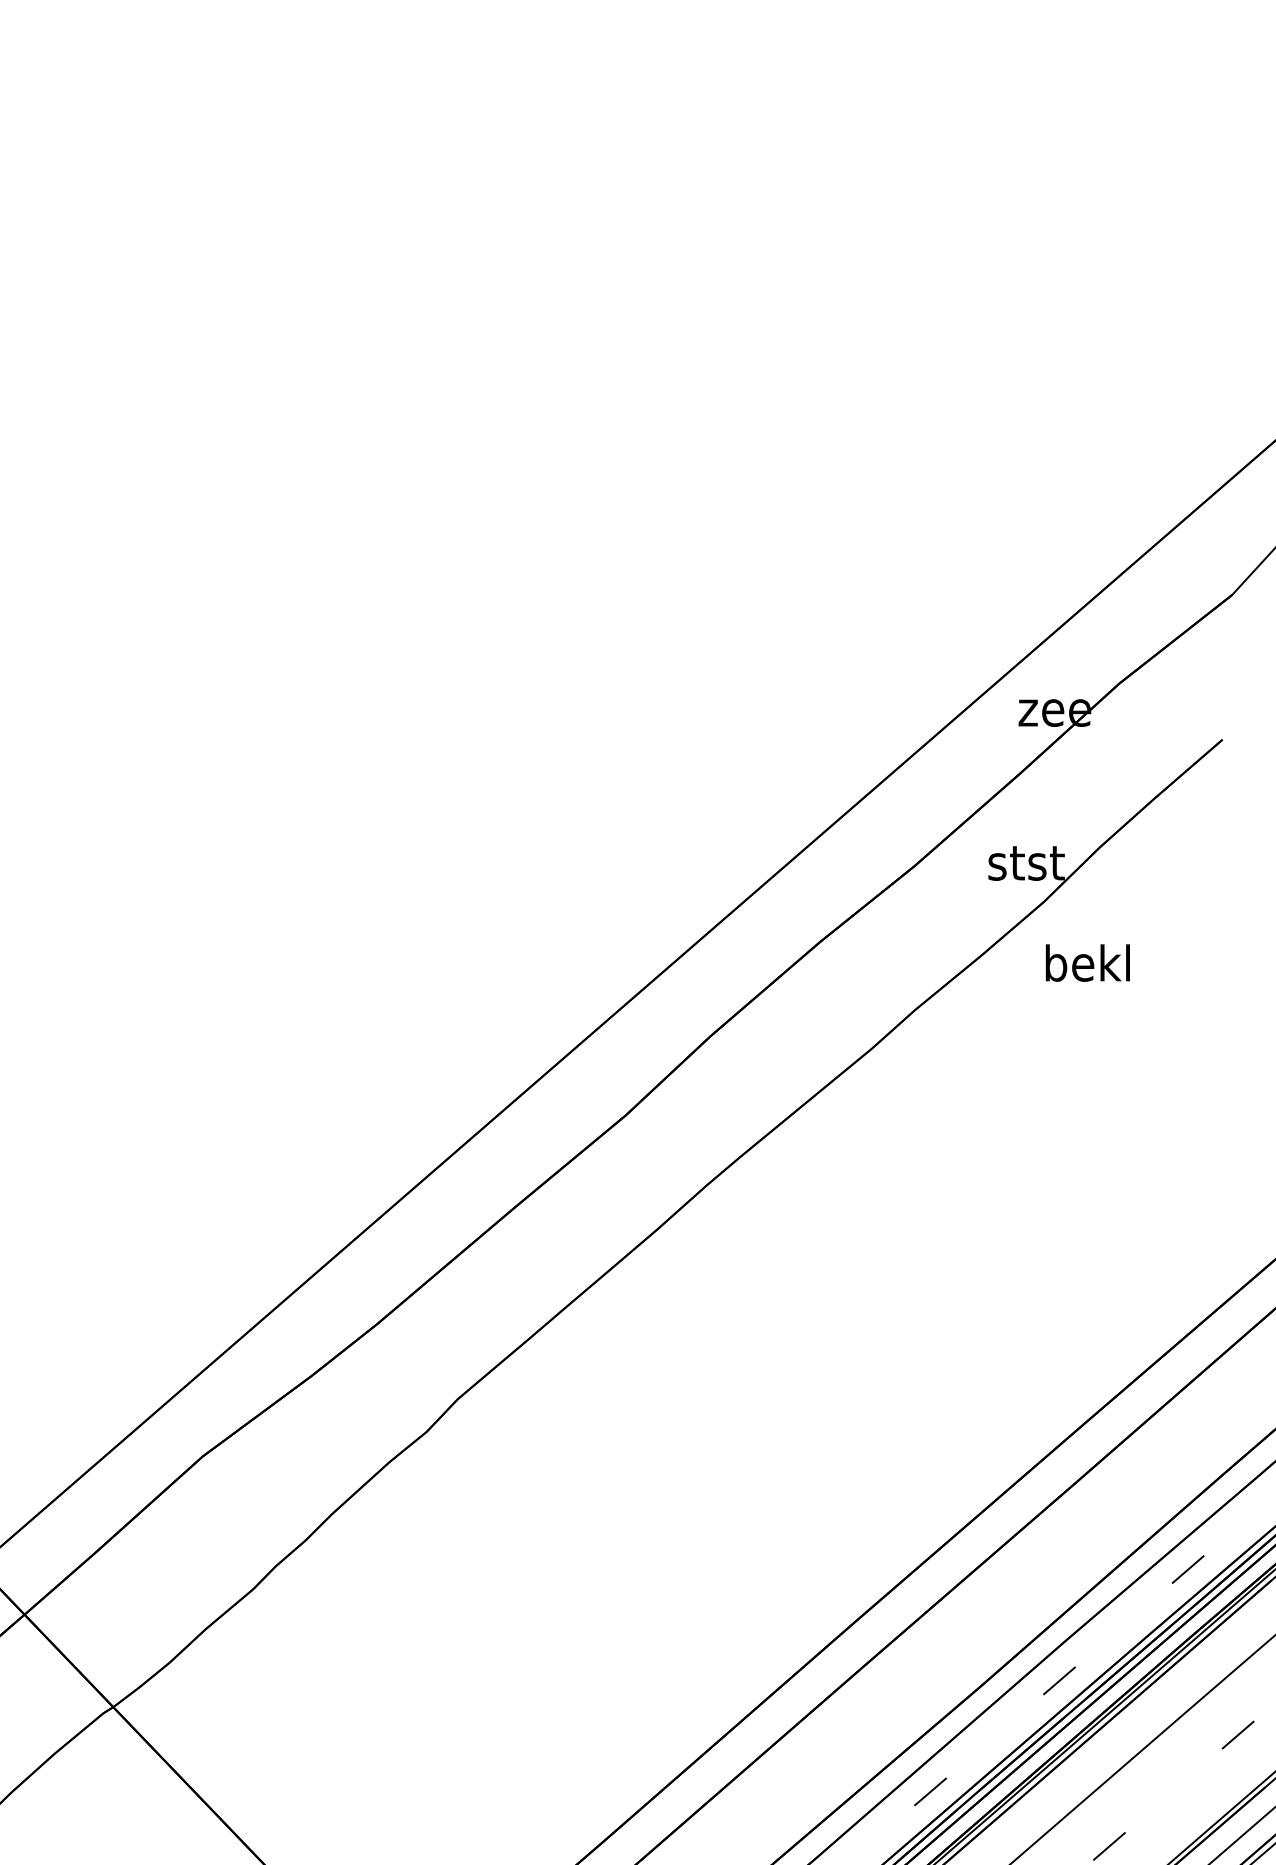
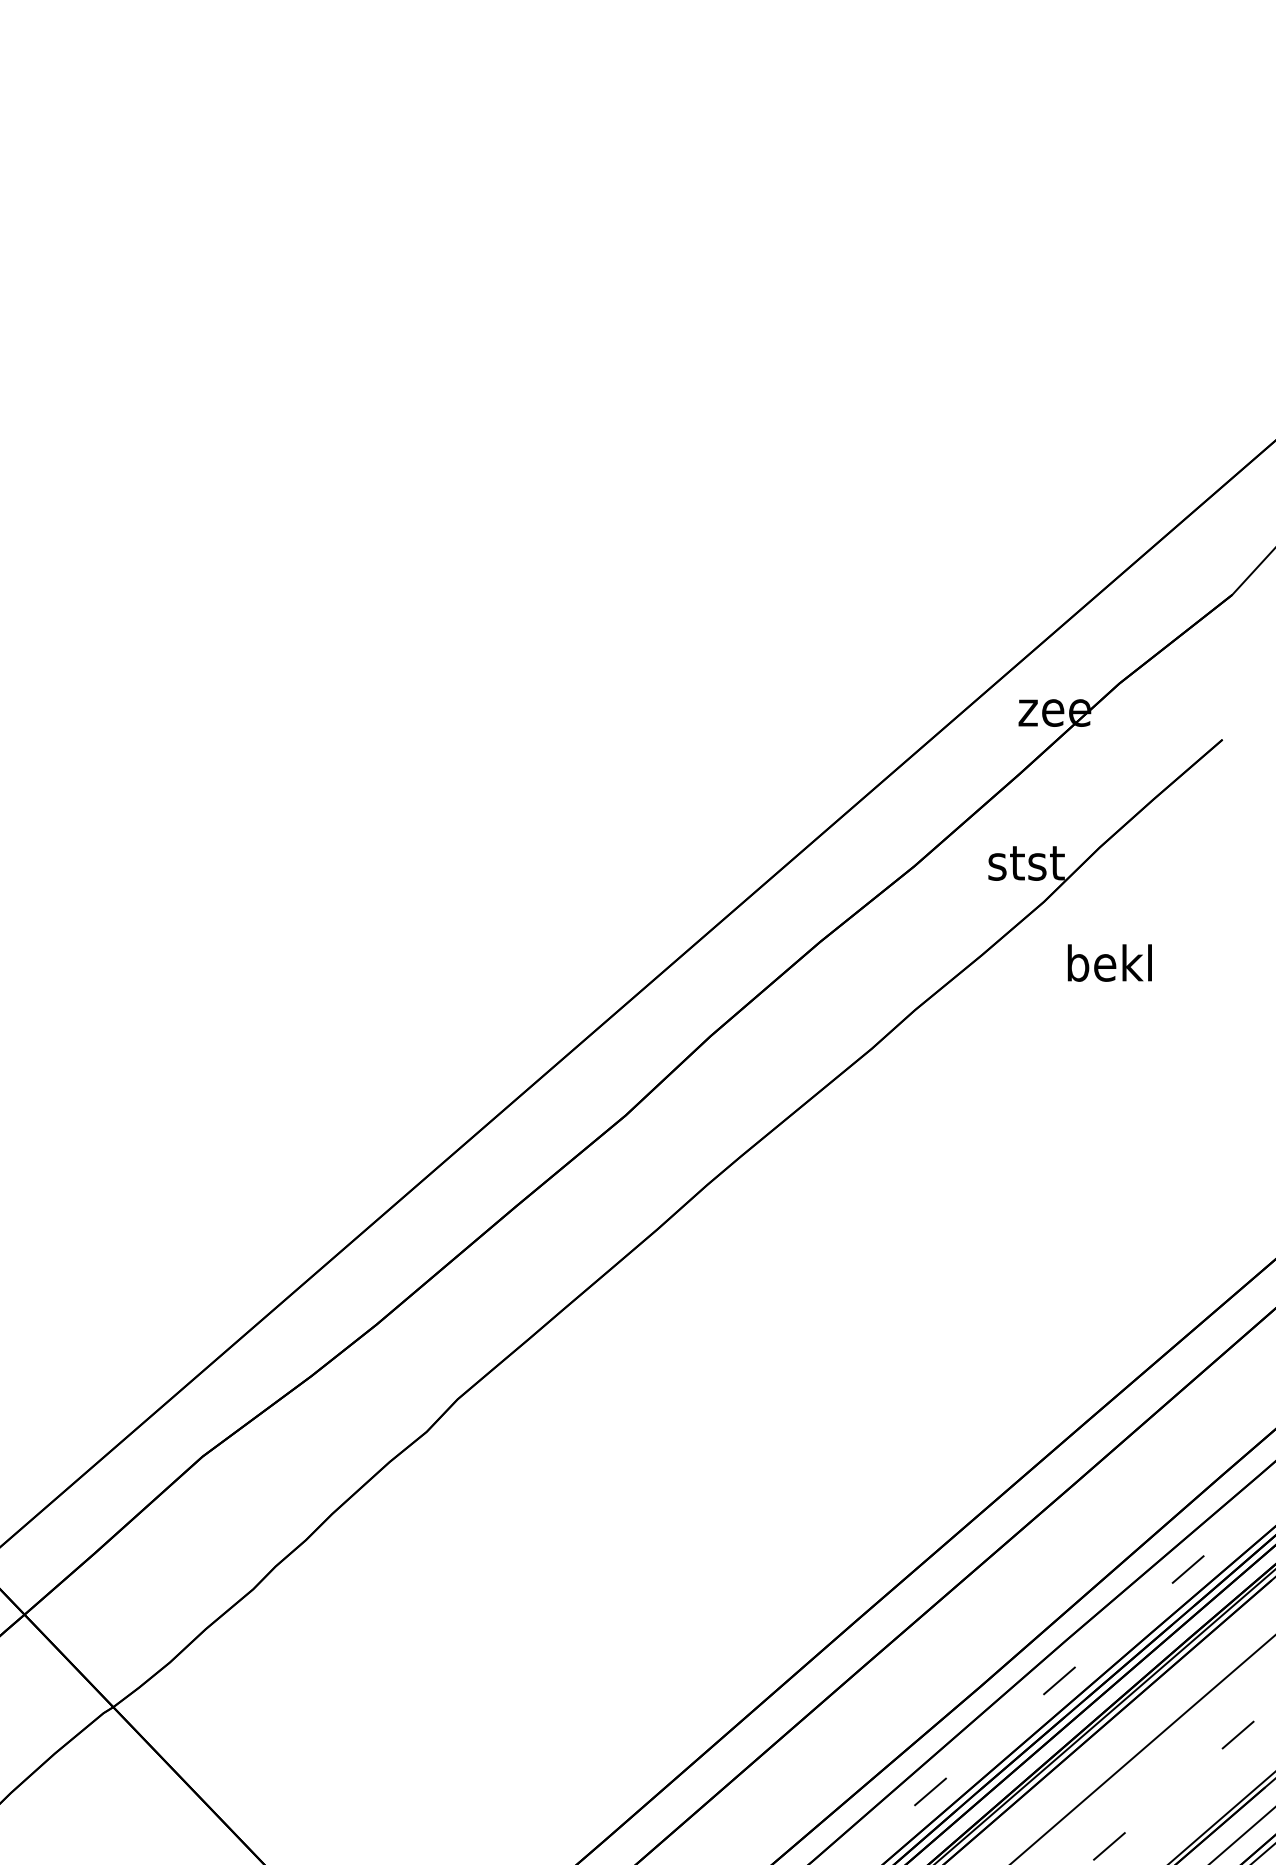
text position: (1087, 962) -> (1109, 962) (1109, 962)
